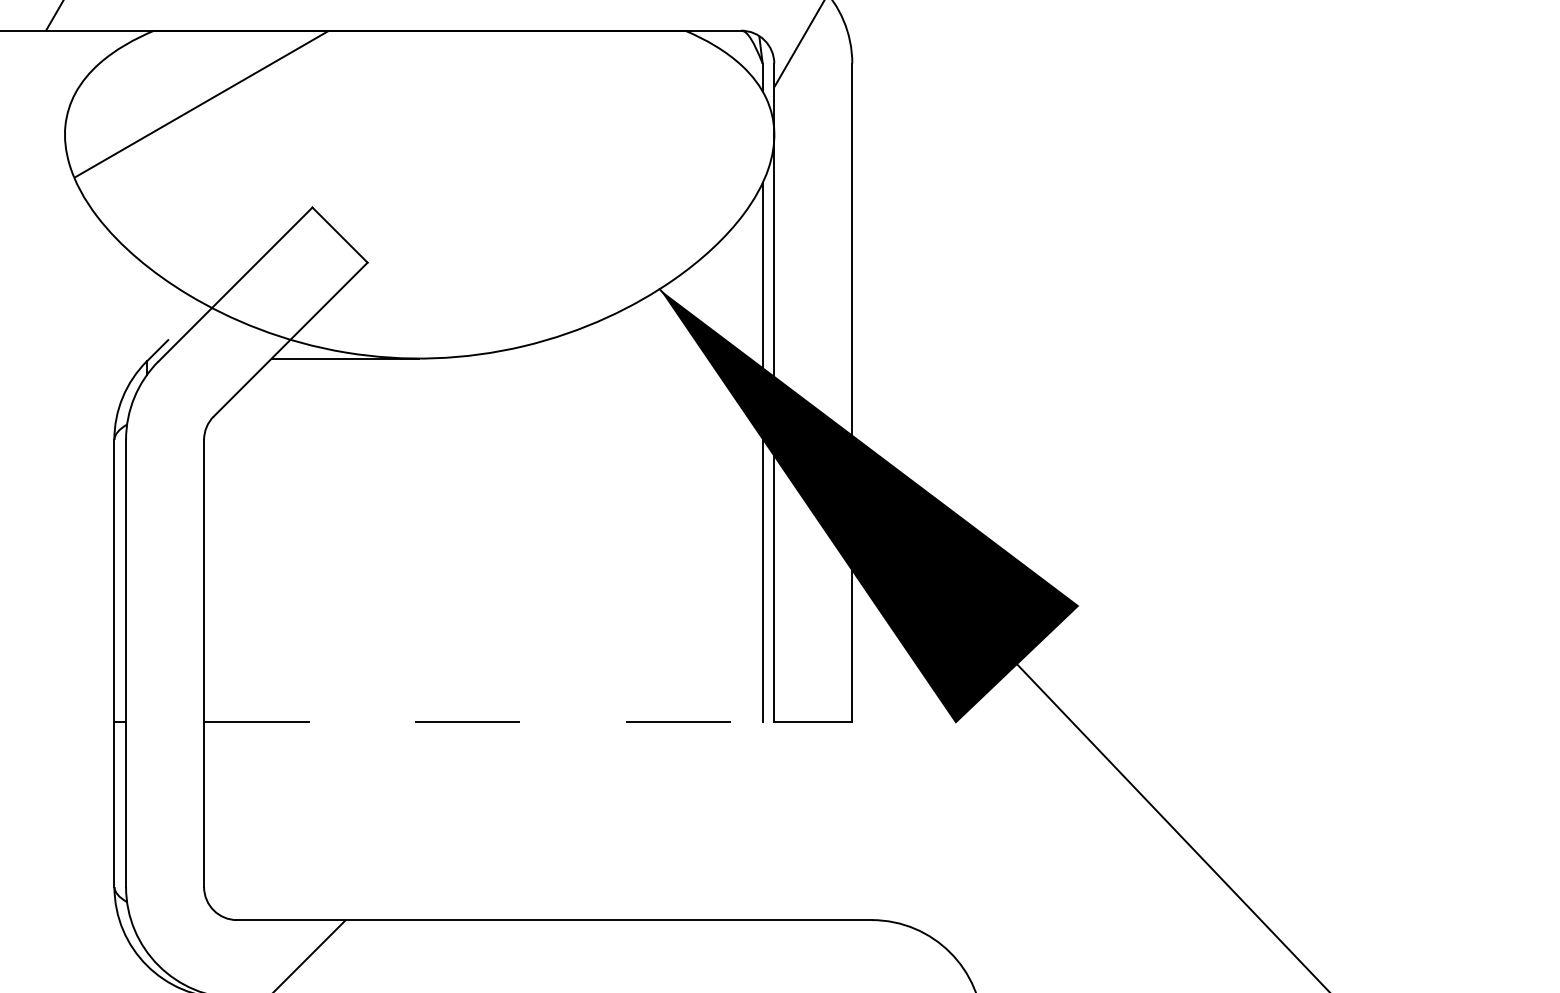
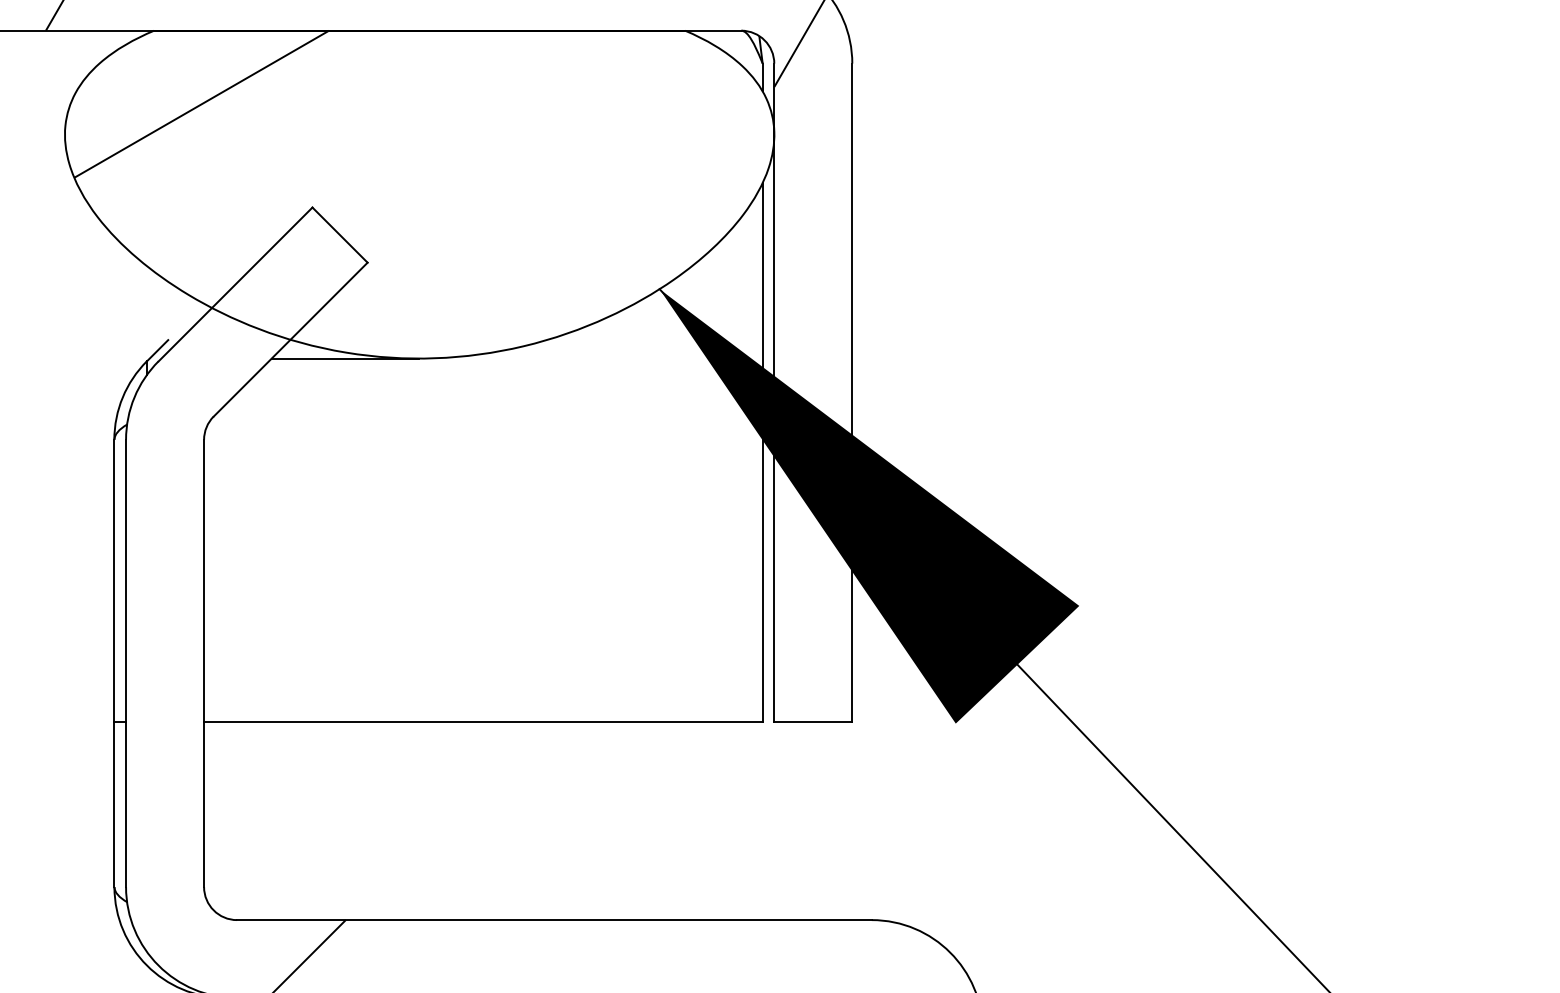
line: dashed -> solid (483, 722)
